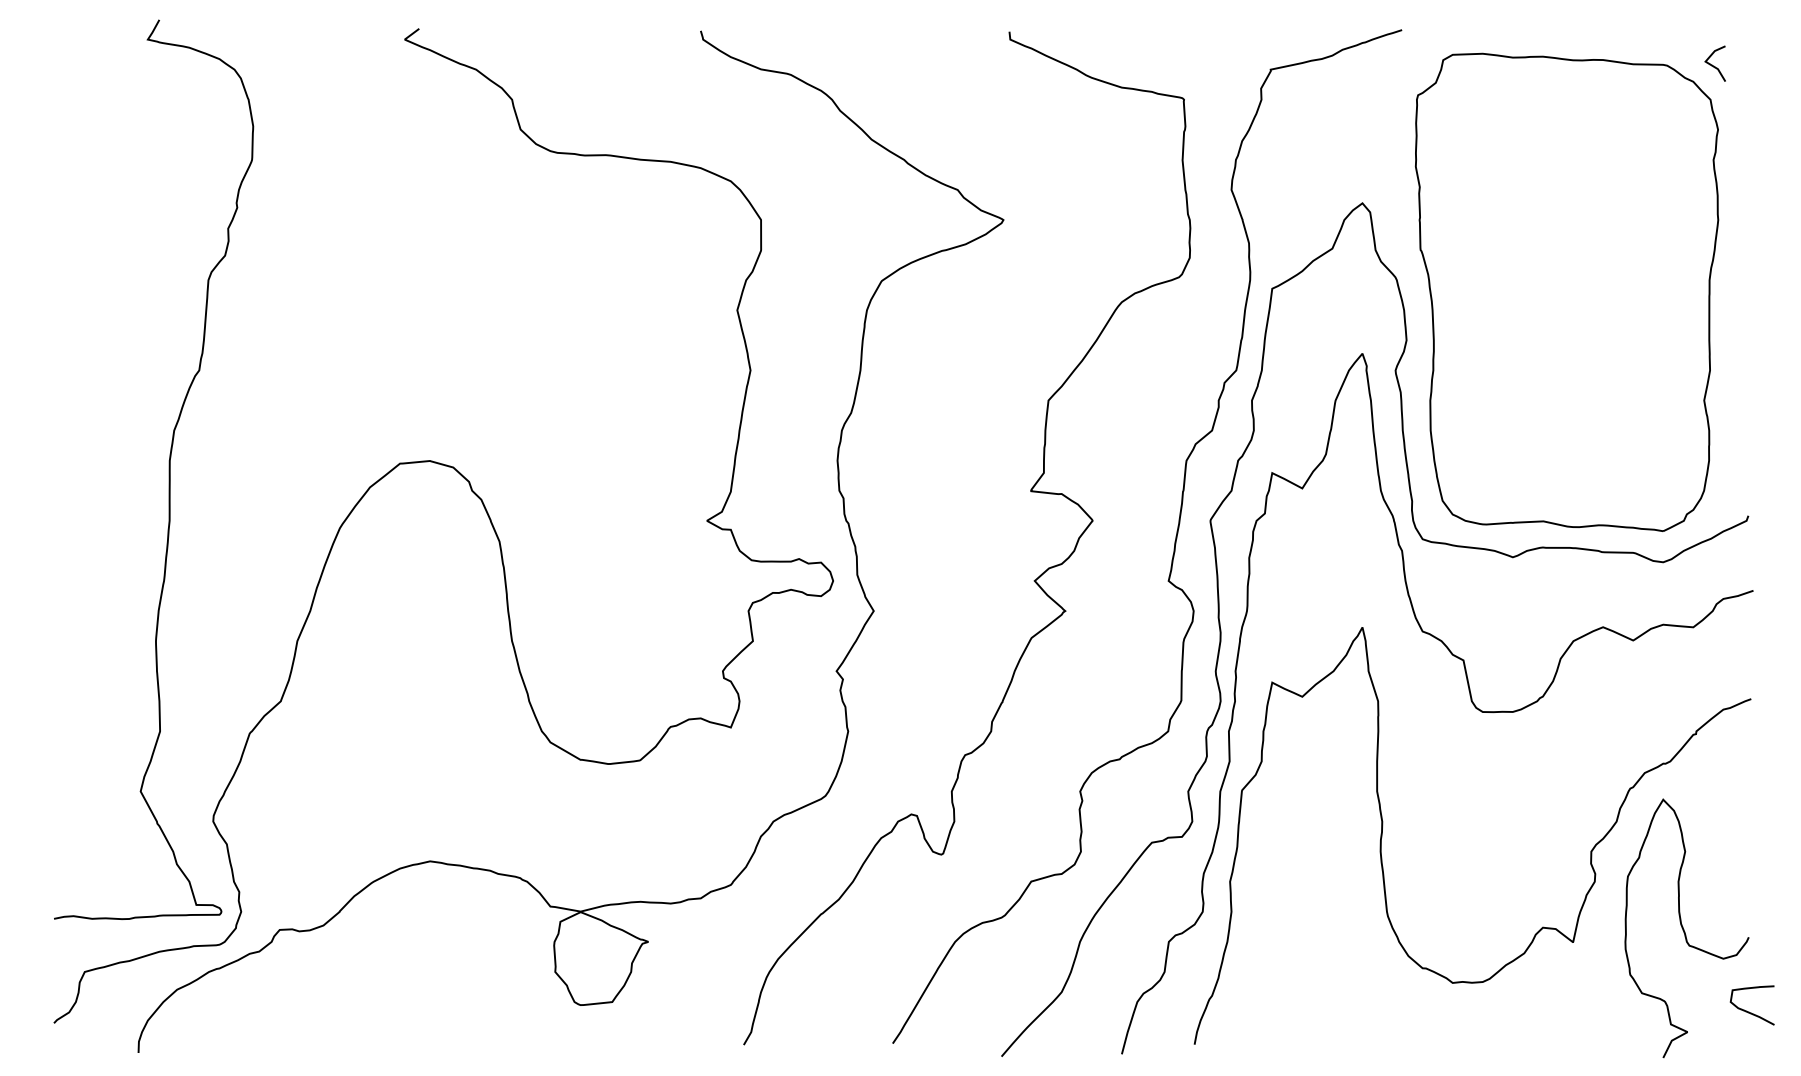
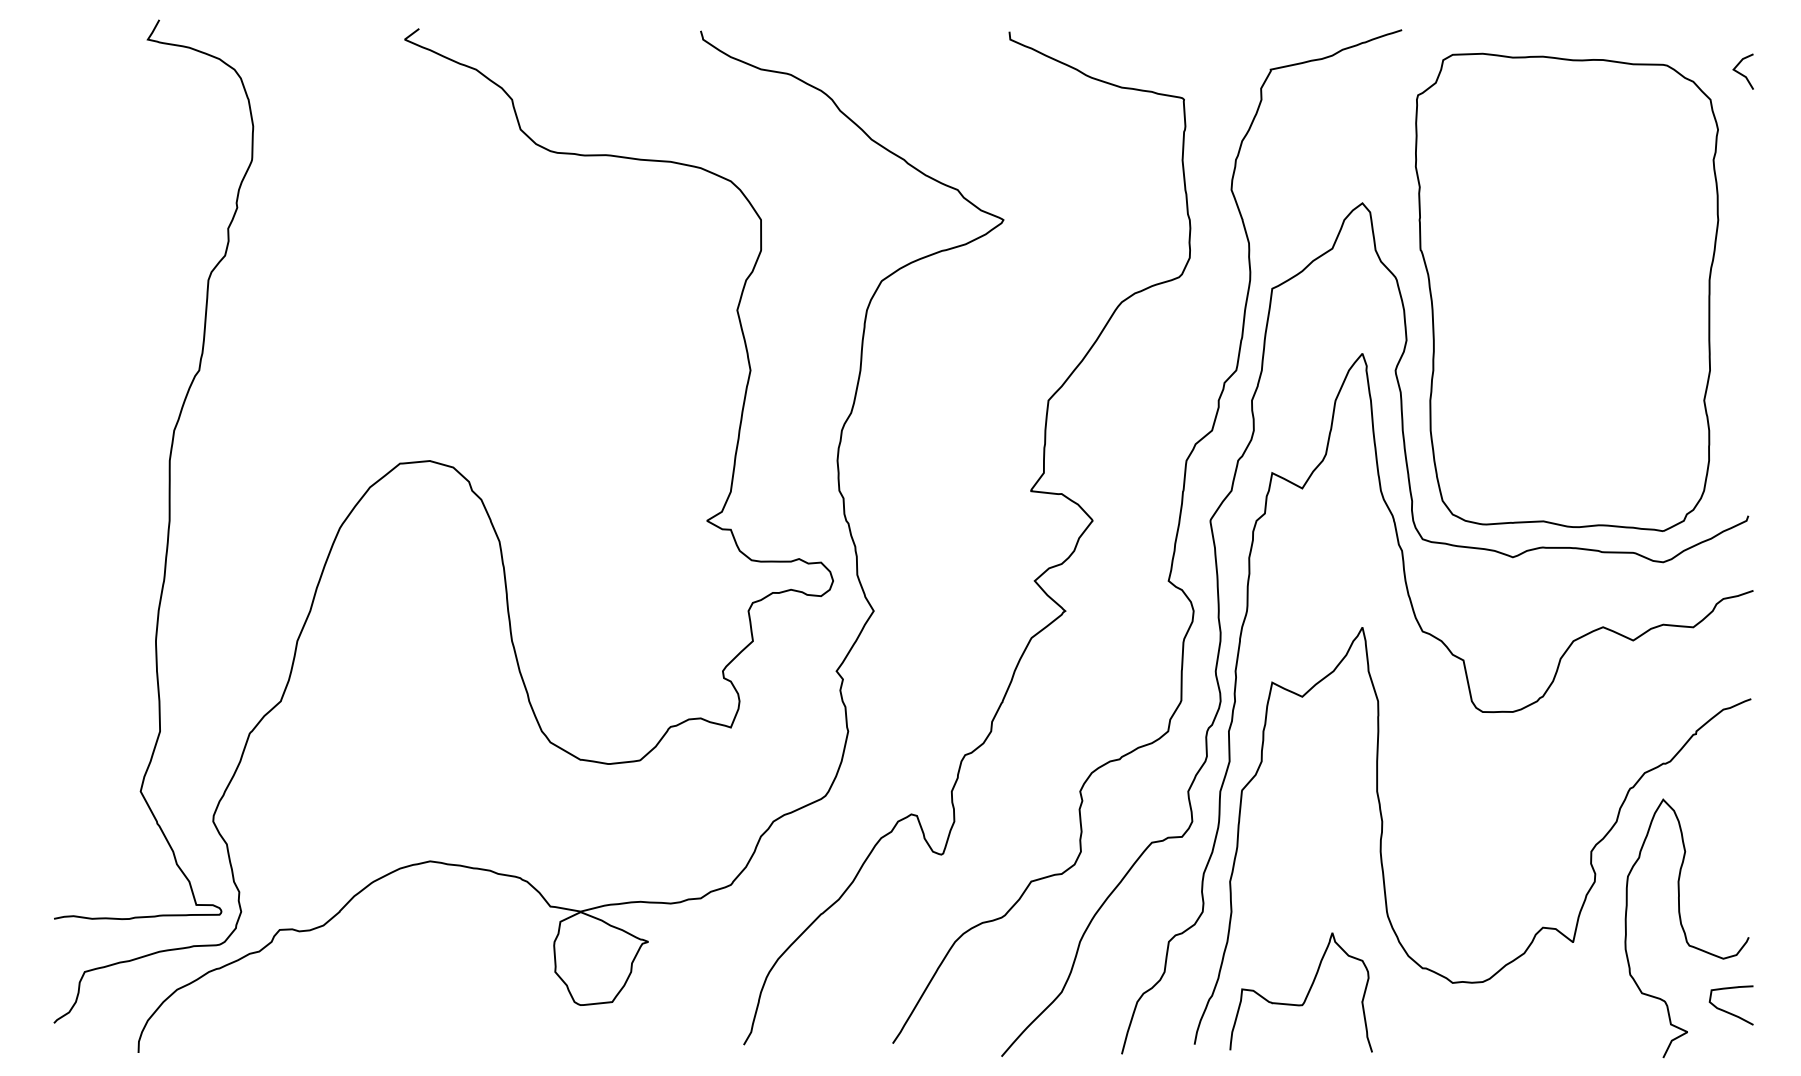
line position: (1712, 64) -> (1740, 72) (1740, 72)
curve: none -> present (1306, 994)
curve position: (1749, 1011) -> (1728, 1011) (1728, 1011)
